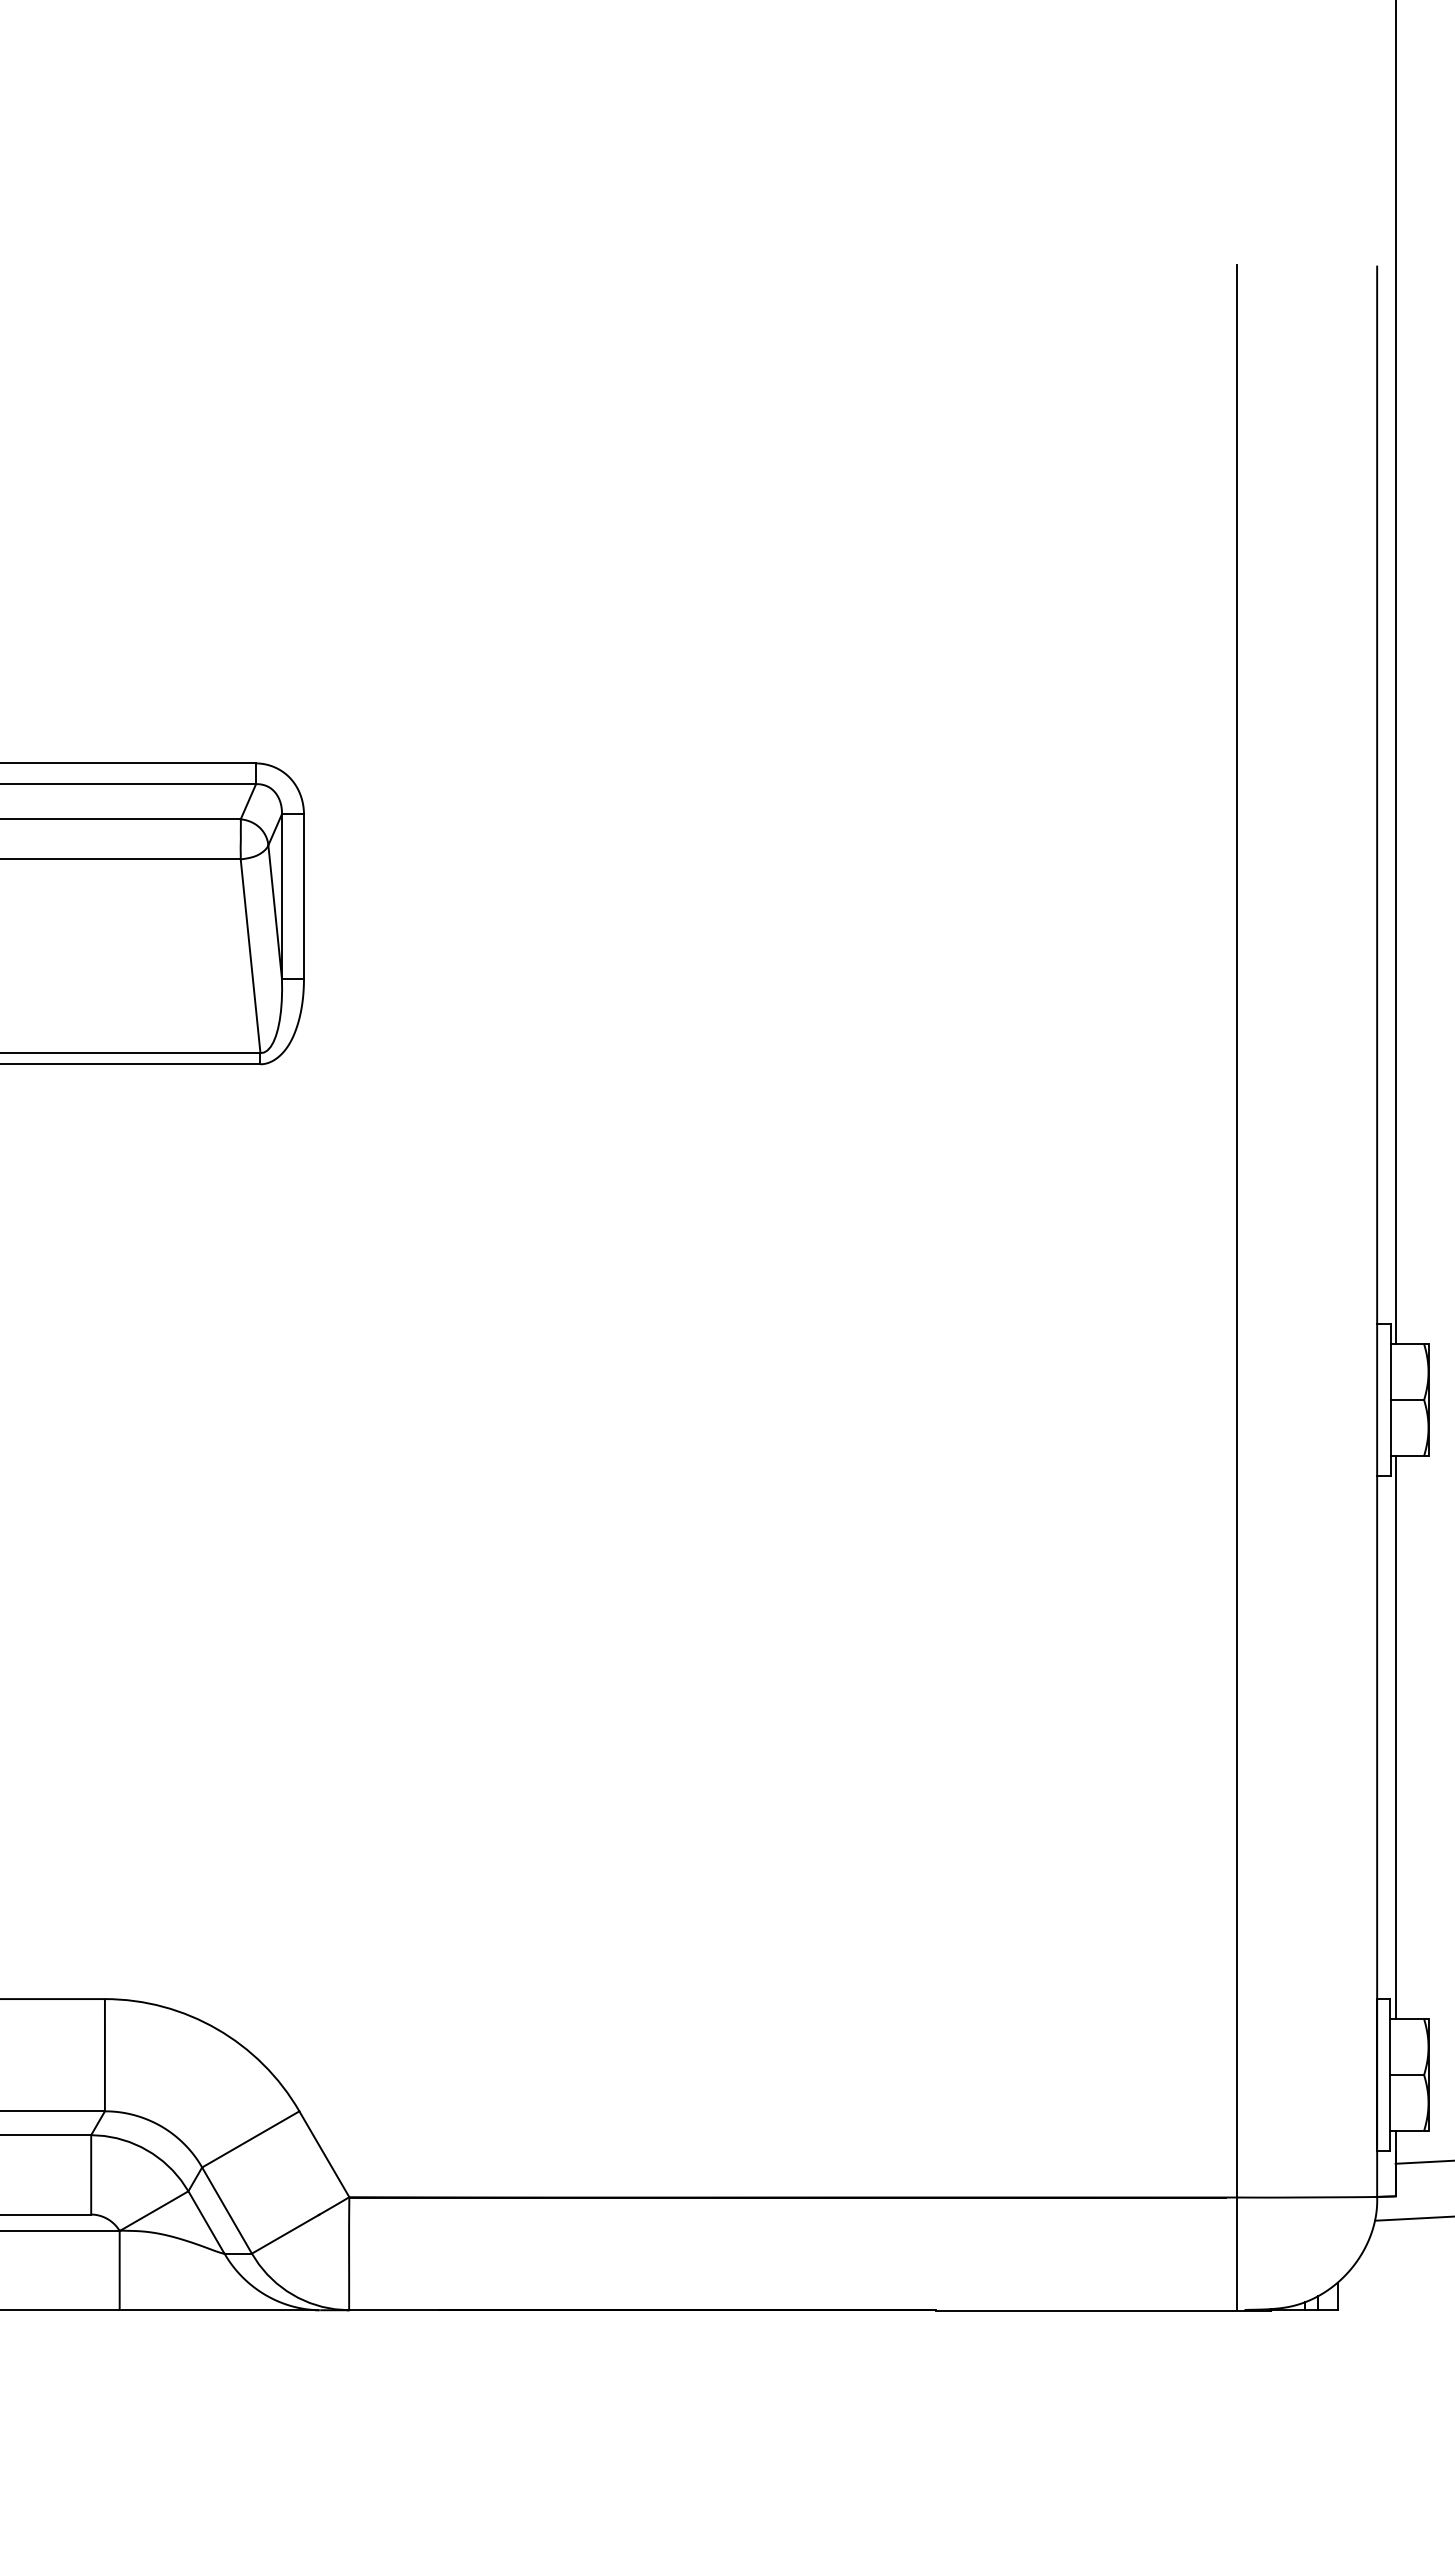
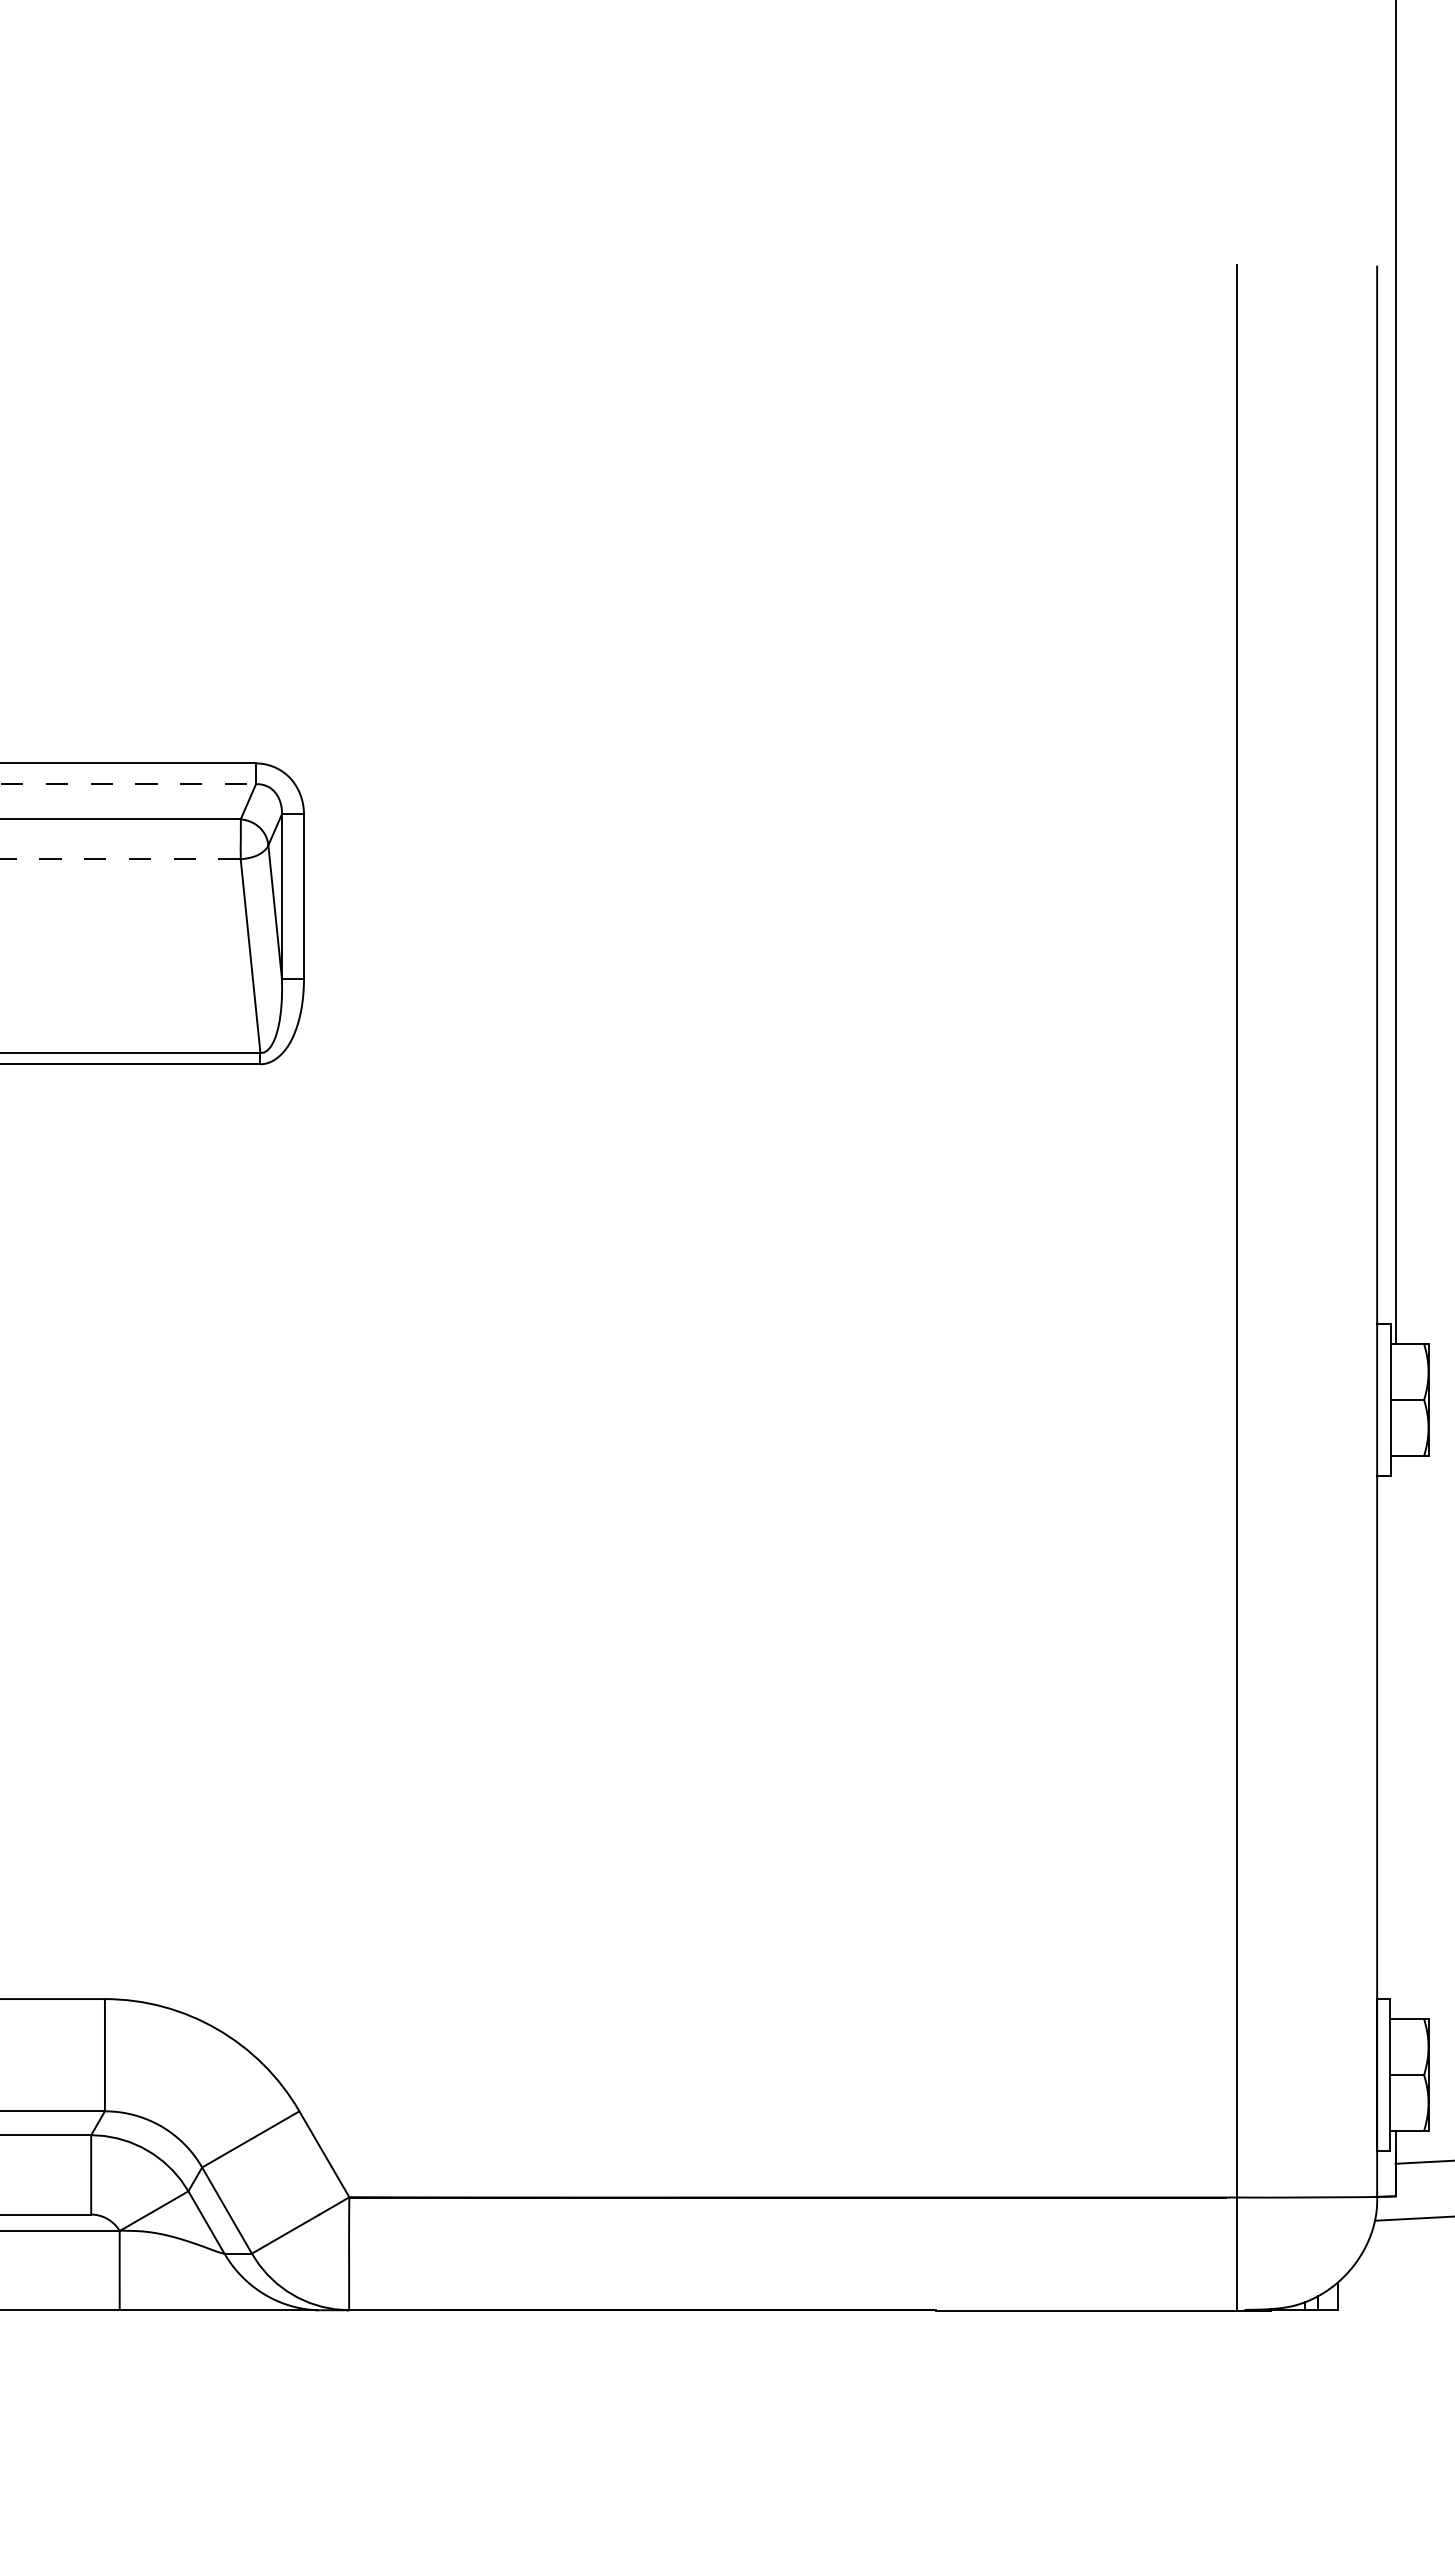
line: solid -> dashed (128, 784)
line: solid -> dashed (120, 859)
line: present -> none (1395, 1737)
